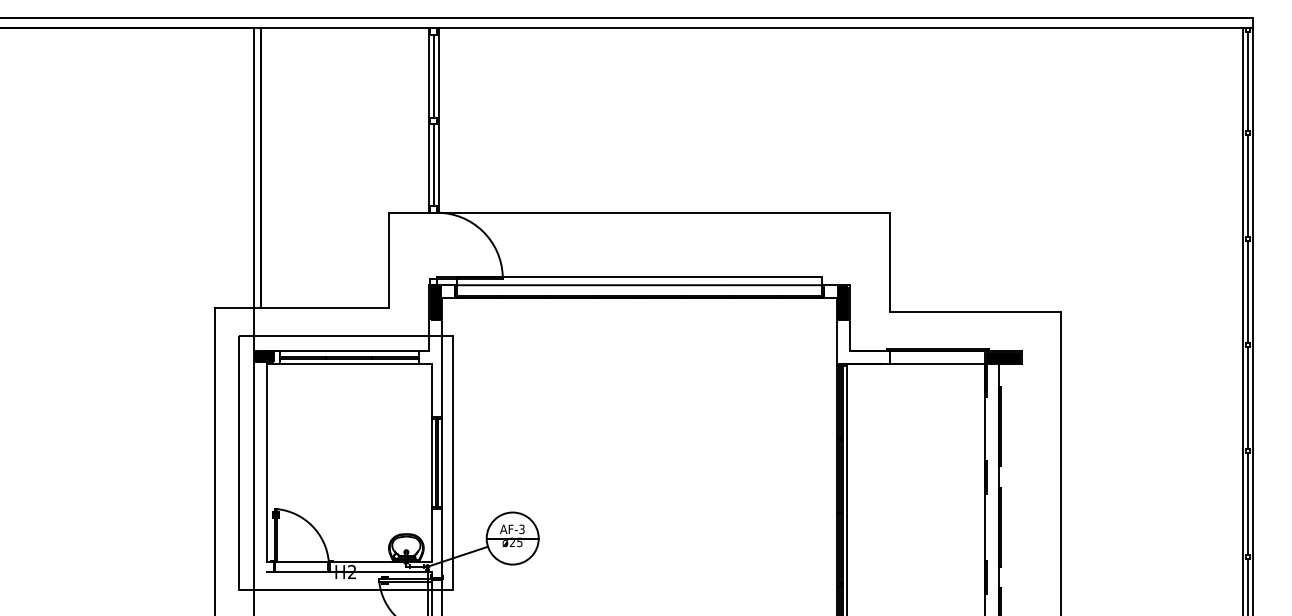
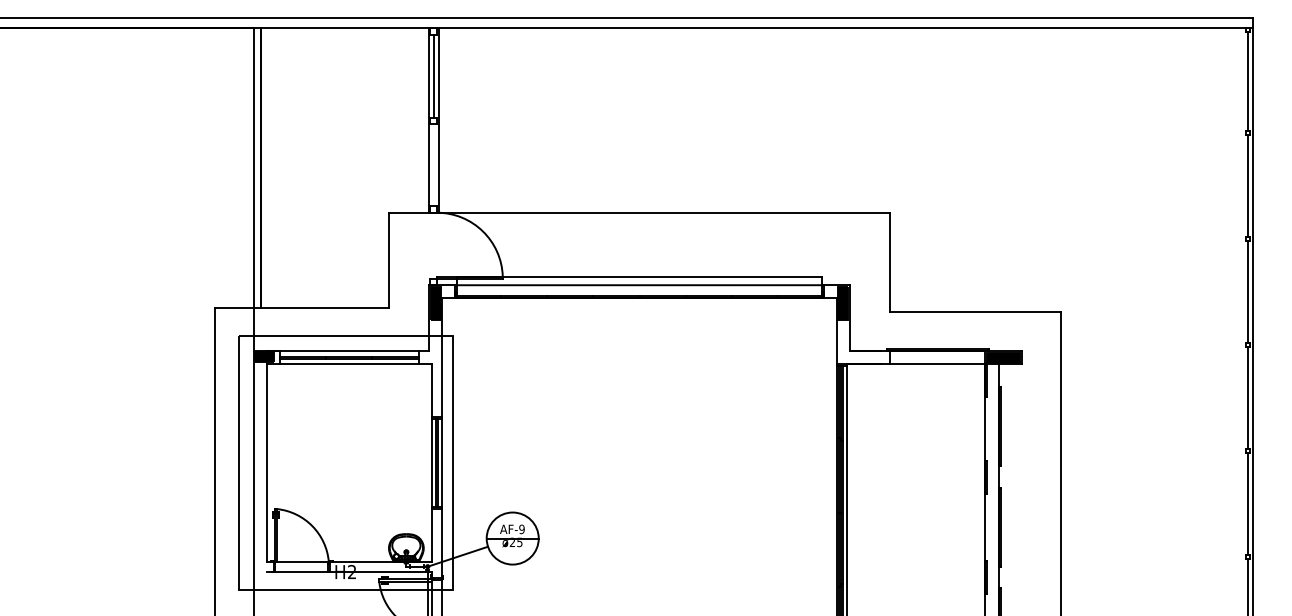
line: present -> none (433, 165)
line: present -> none (1243, 320)
text: AF-3 -> AF-9 (521, 528)
